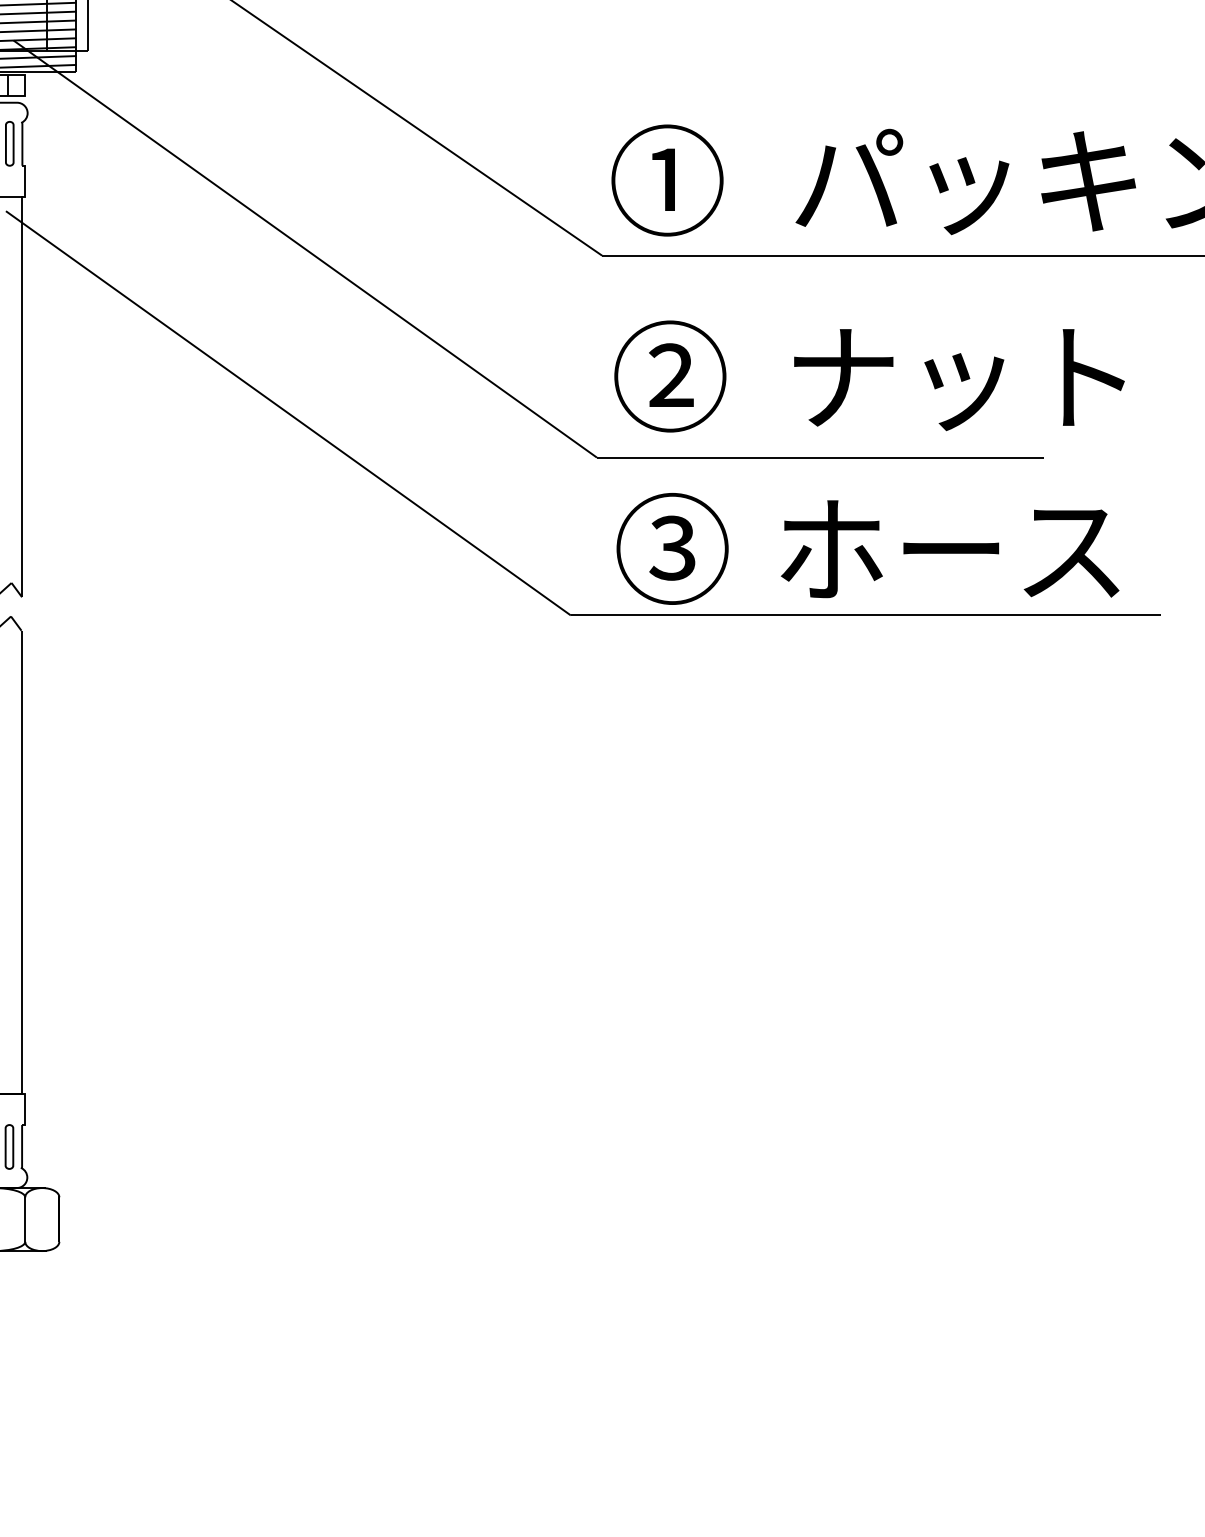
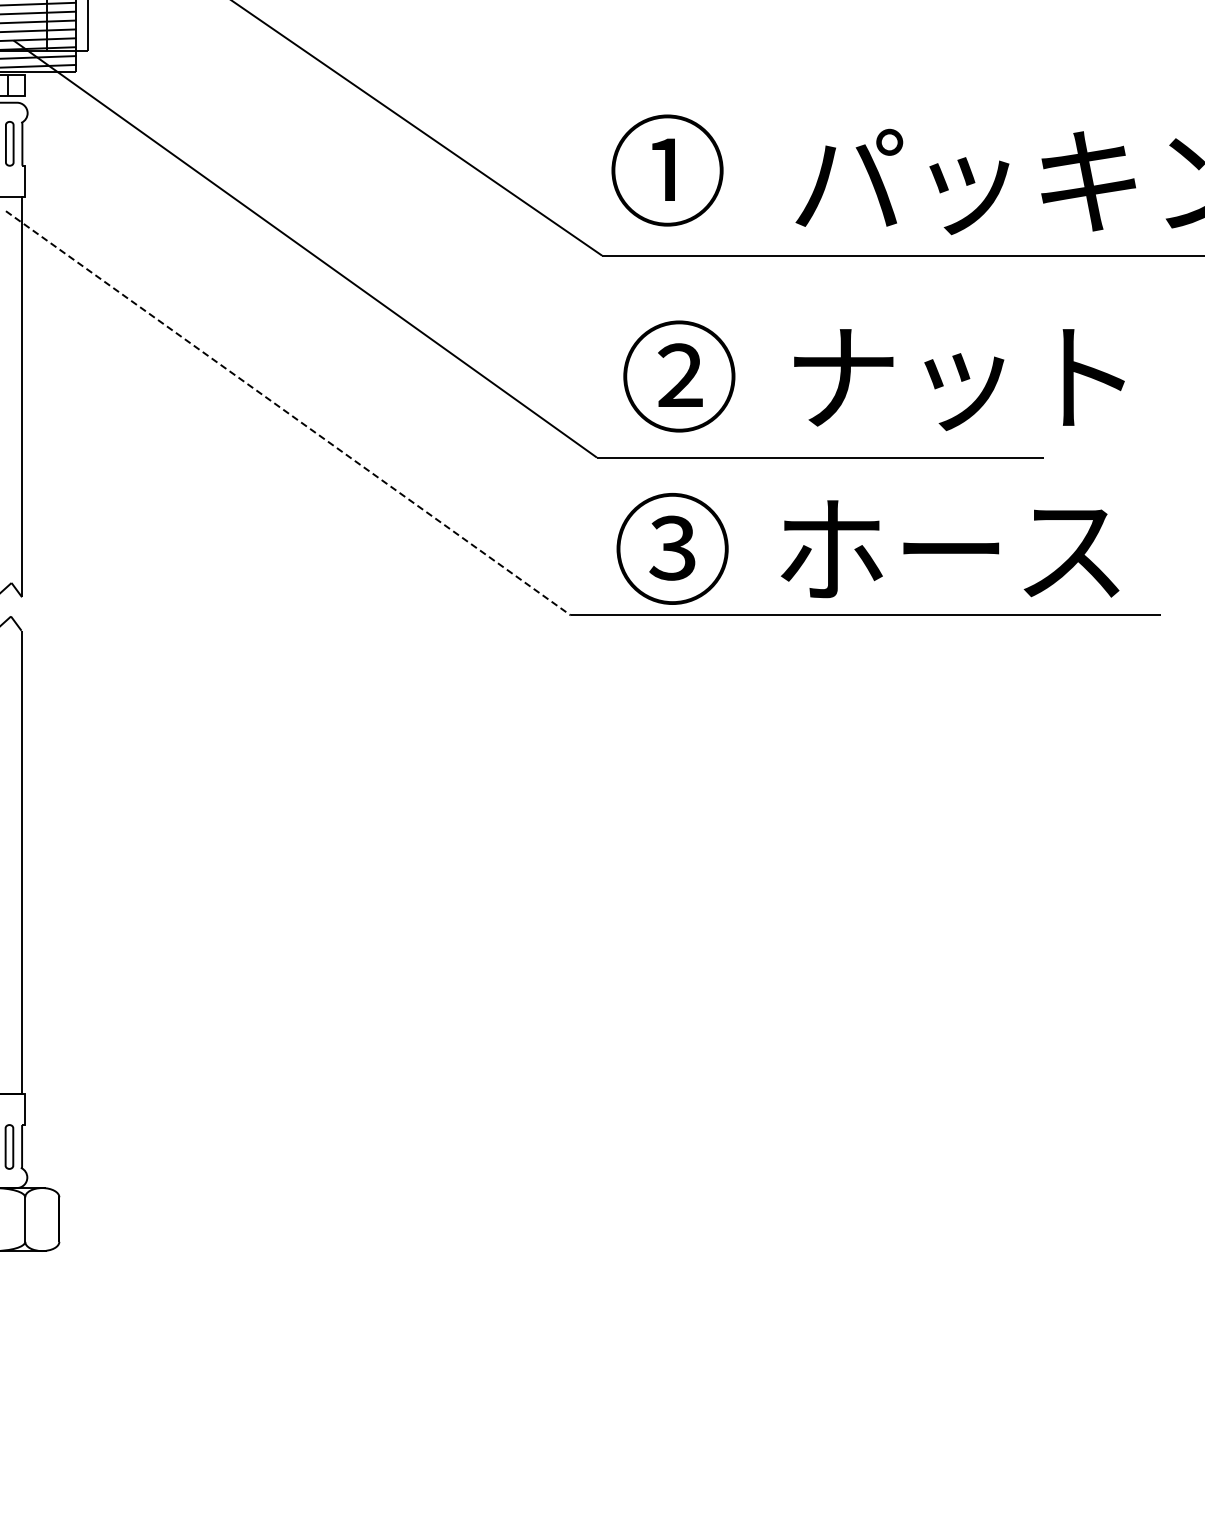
text position: (667, 180) -> (667, 170) (667, 170)
text position: (670, 376) -> (679, 376) (679, 376)
line: solid -> dashed (288, 413)
